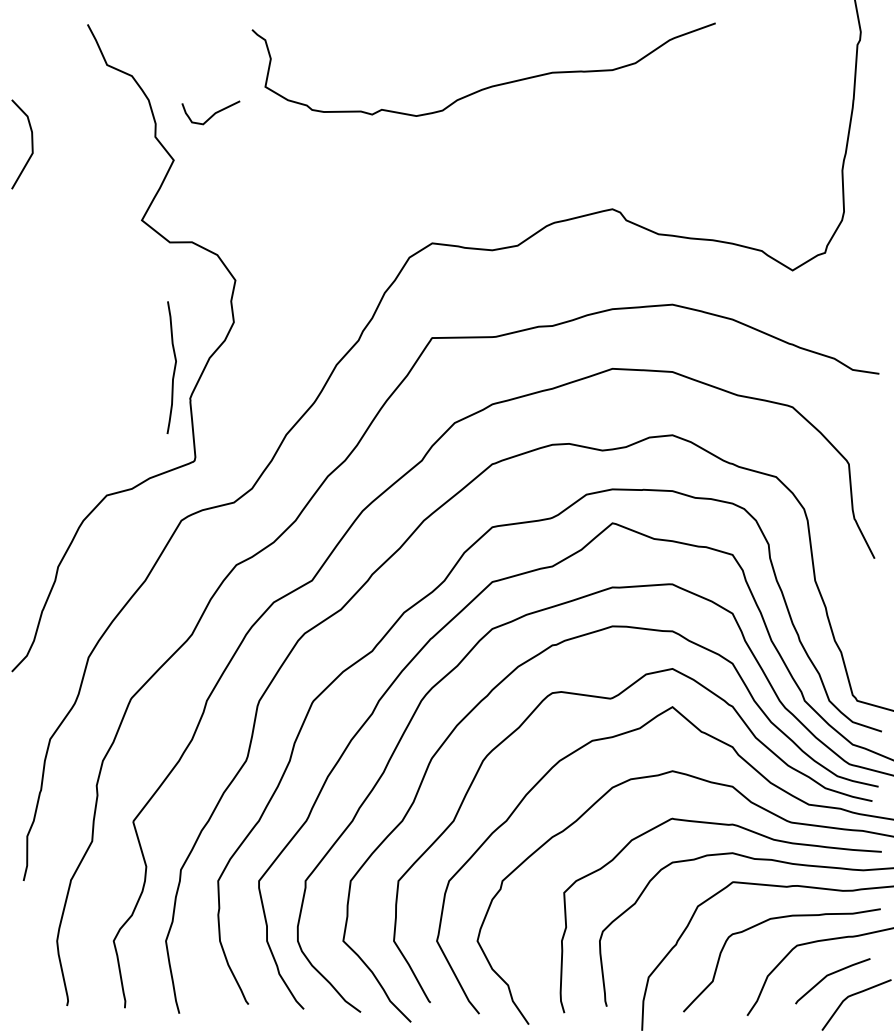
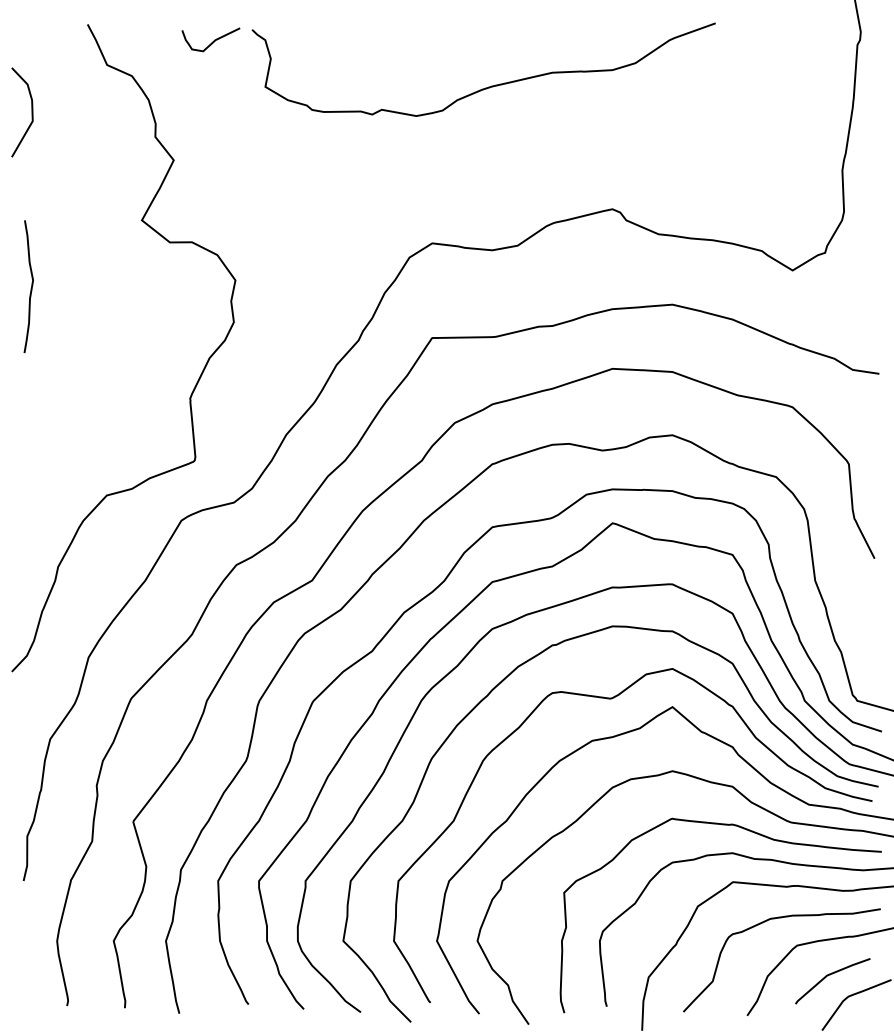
curve position: (212, 114) -> (212, 41) (212, 41)
line position: (31, 144) -> (31, 112) (31, 112)
curve position: (173, 369) -> (30, 288) (30, 288)
